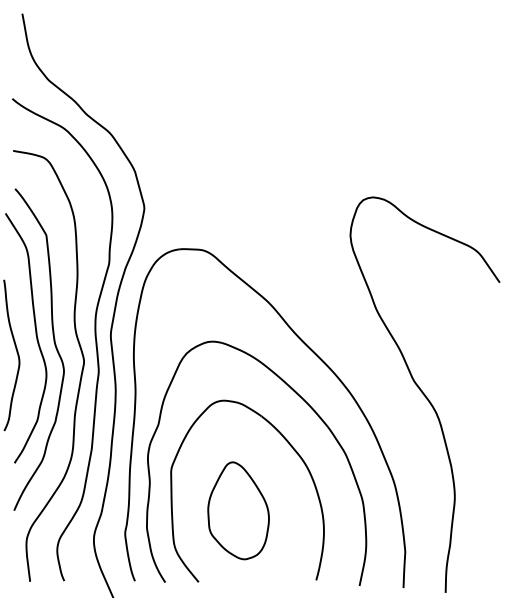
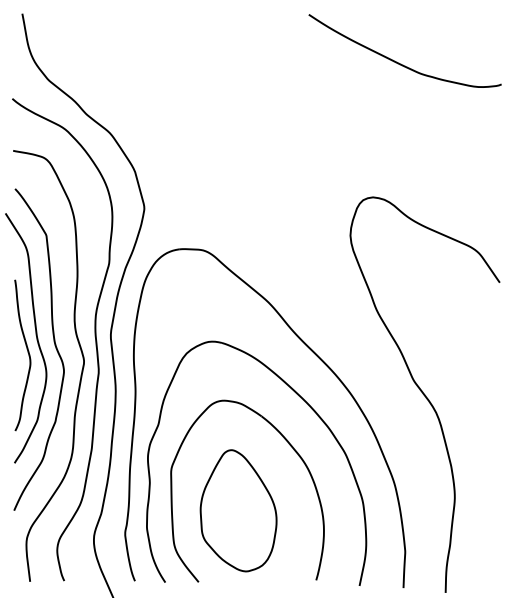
curve: none -> present (401, 63)
curve position: (16, 352) -> (27, 352) (27, 352)
part size: 63x100 px -> 79x124 px (238, 510)
